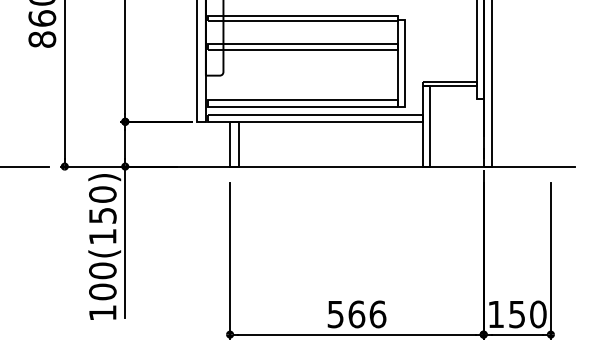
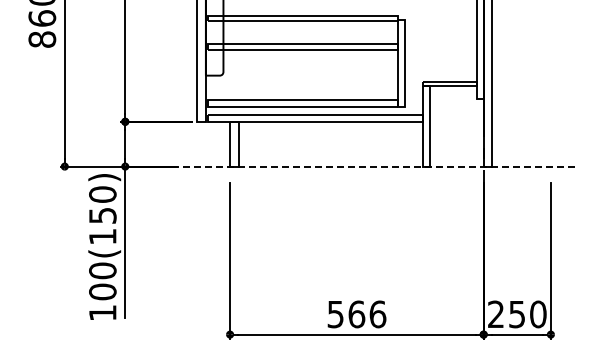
line: present -> none (25, 166)
line: solid -> dashed (351, 166)
text: 150 -> 250 (495, 313)
